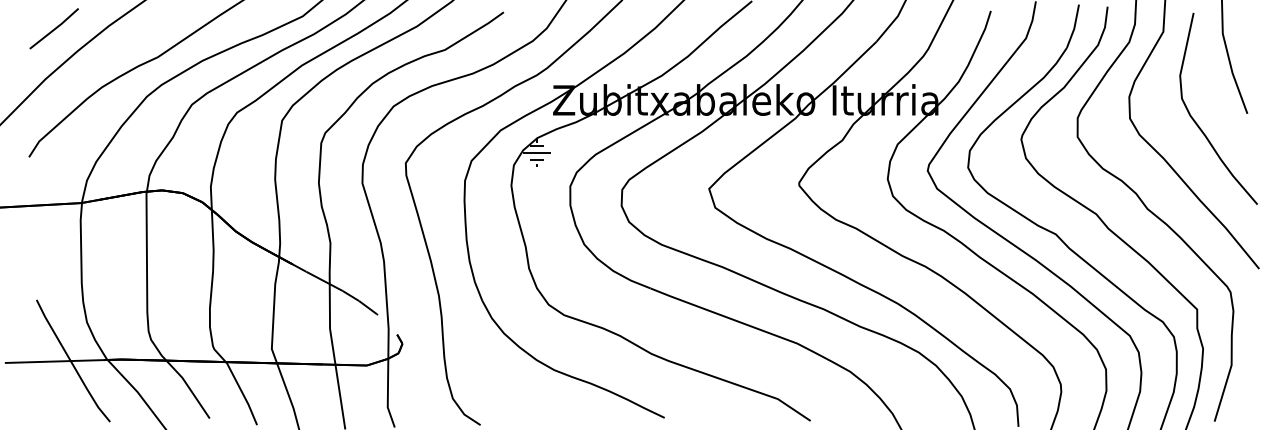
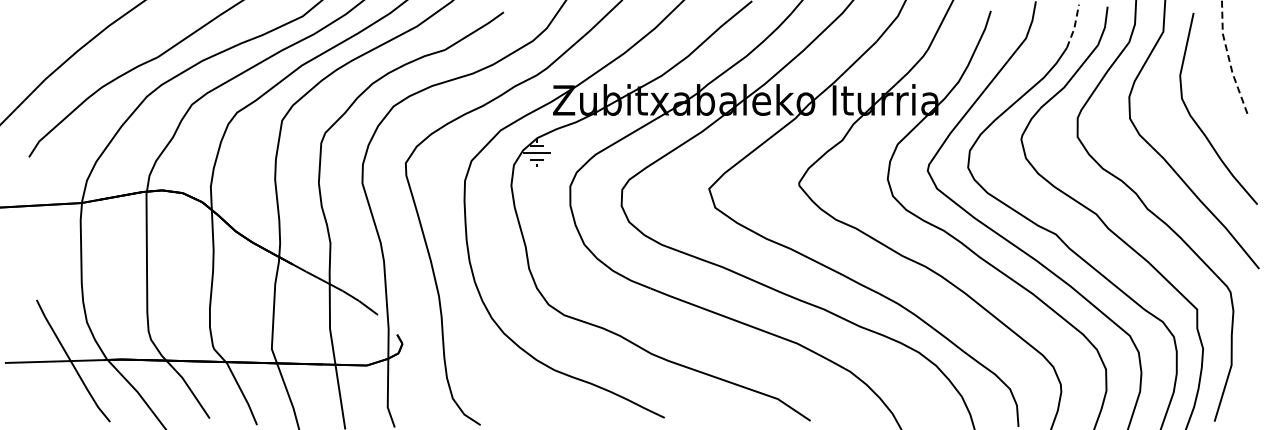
line: solid -> dashed (1074, 26)
line: present -> none (54, 28)
line: solid -> dashed (1228, 57)
